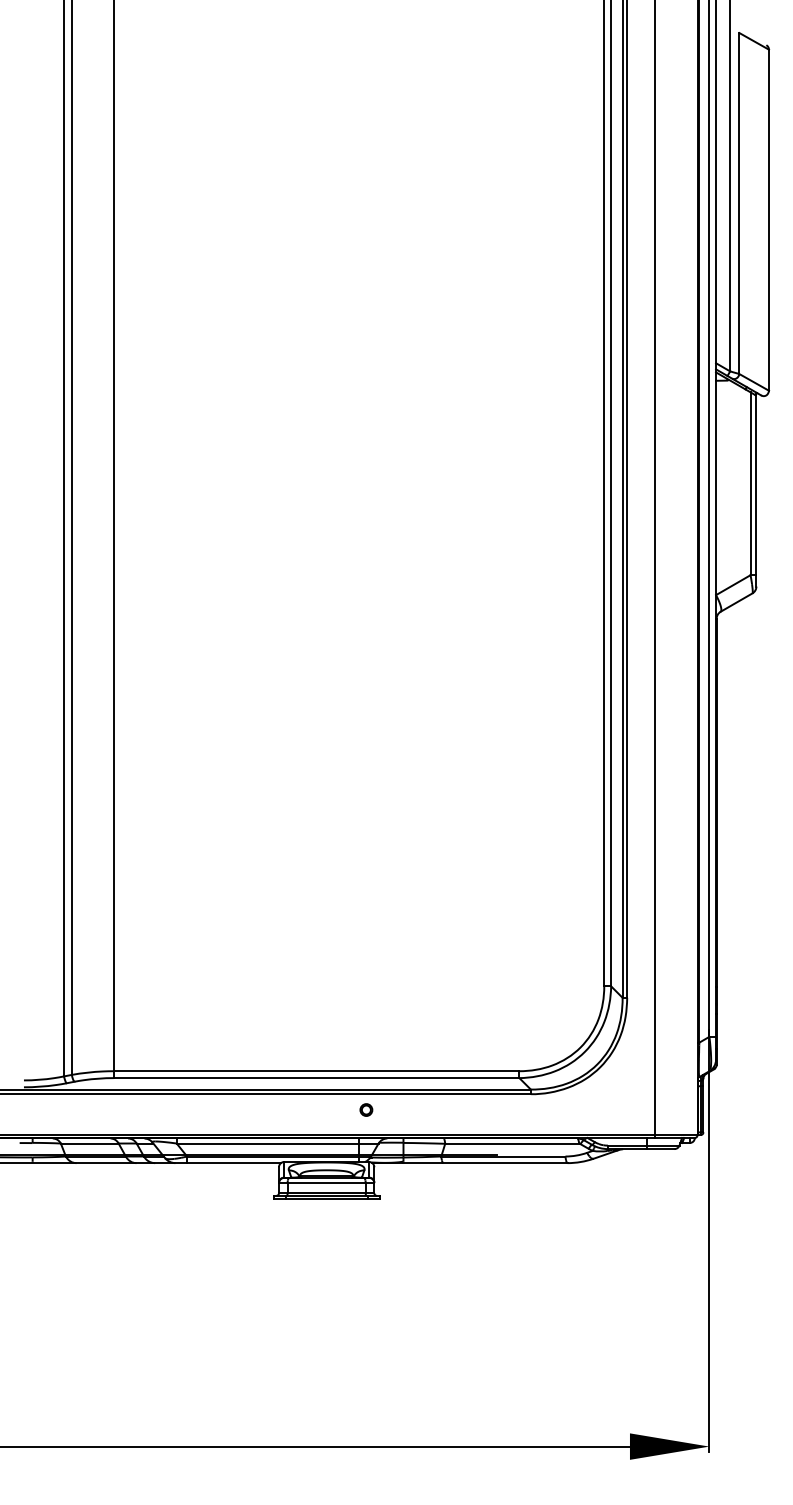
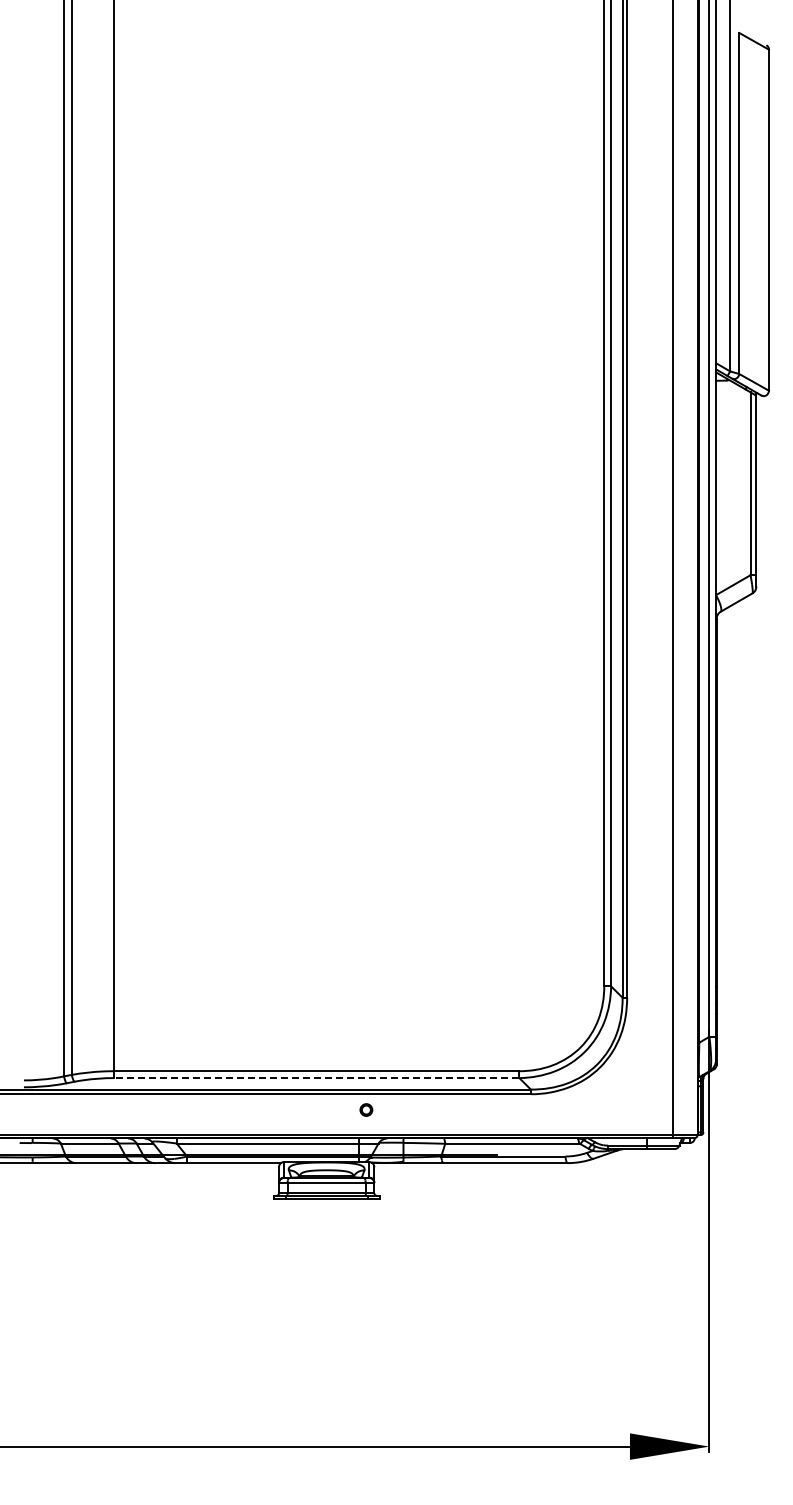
line position: (655, 569) -> (673, 569) (673, 569)
line: solid -> dashed (316, 1078)
